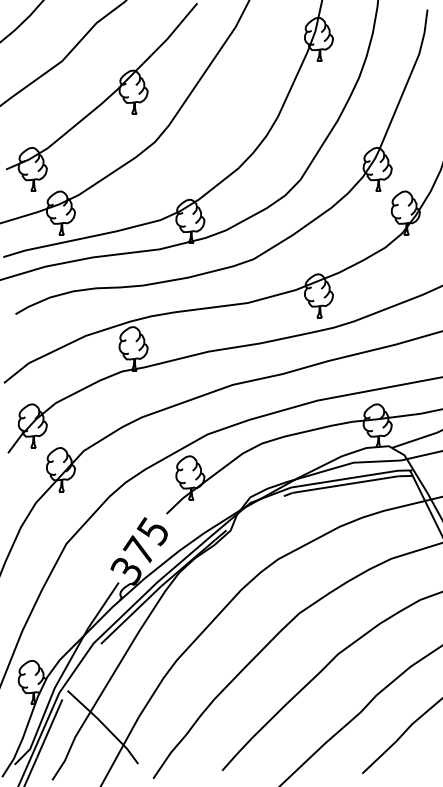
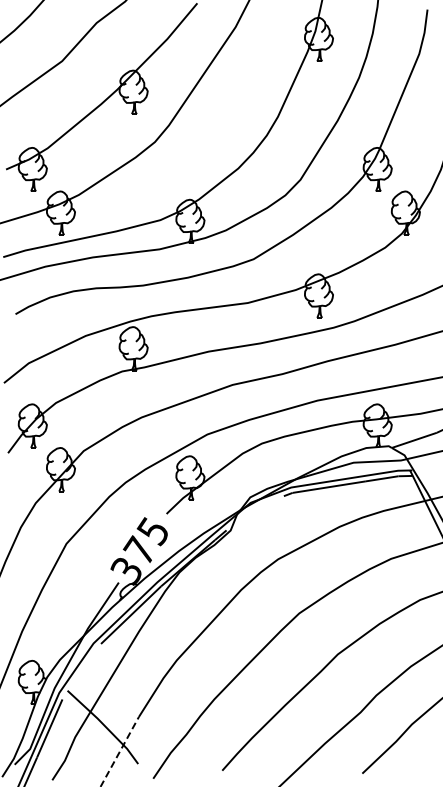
line: solid -> dashed (119, 751)
